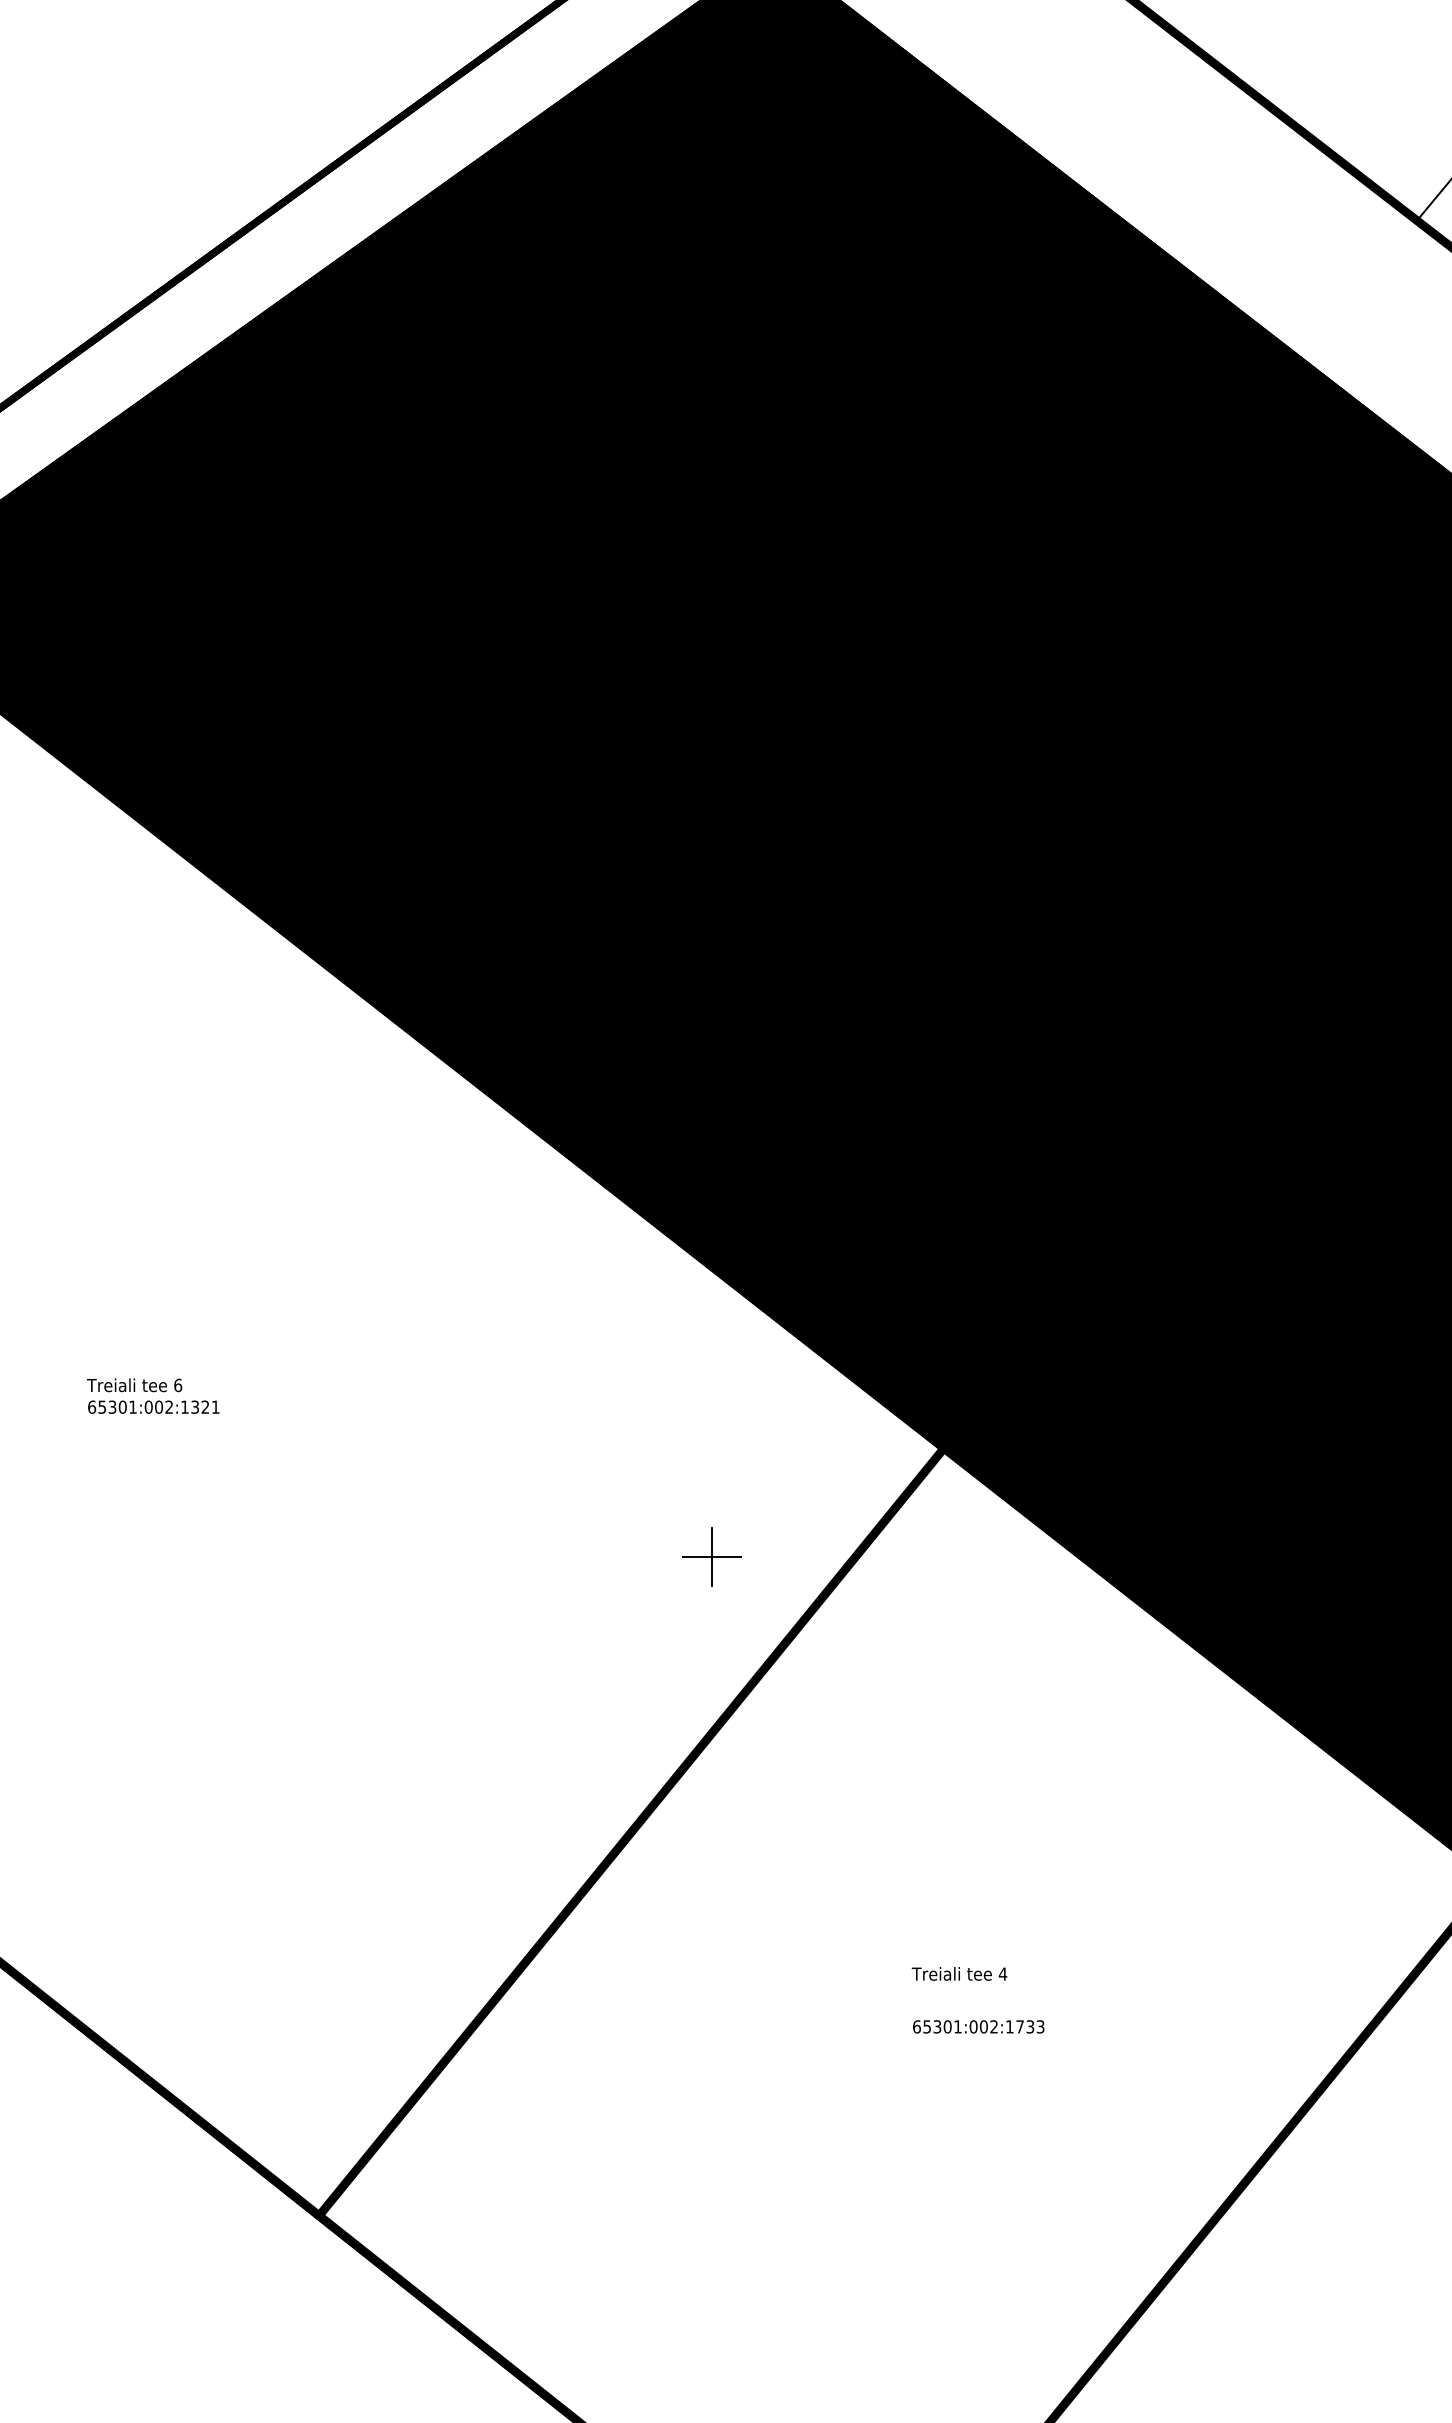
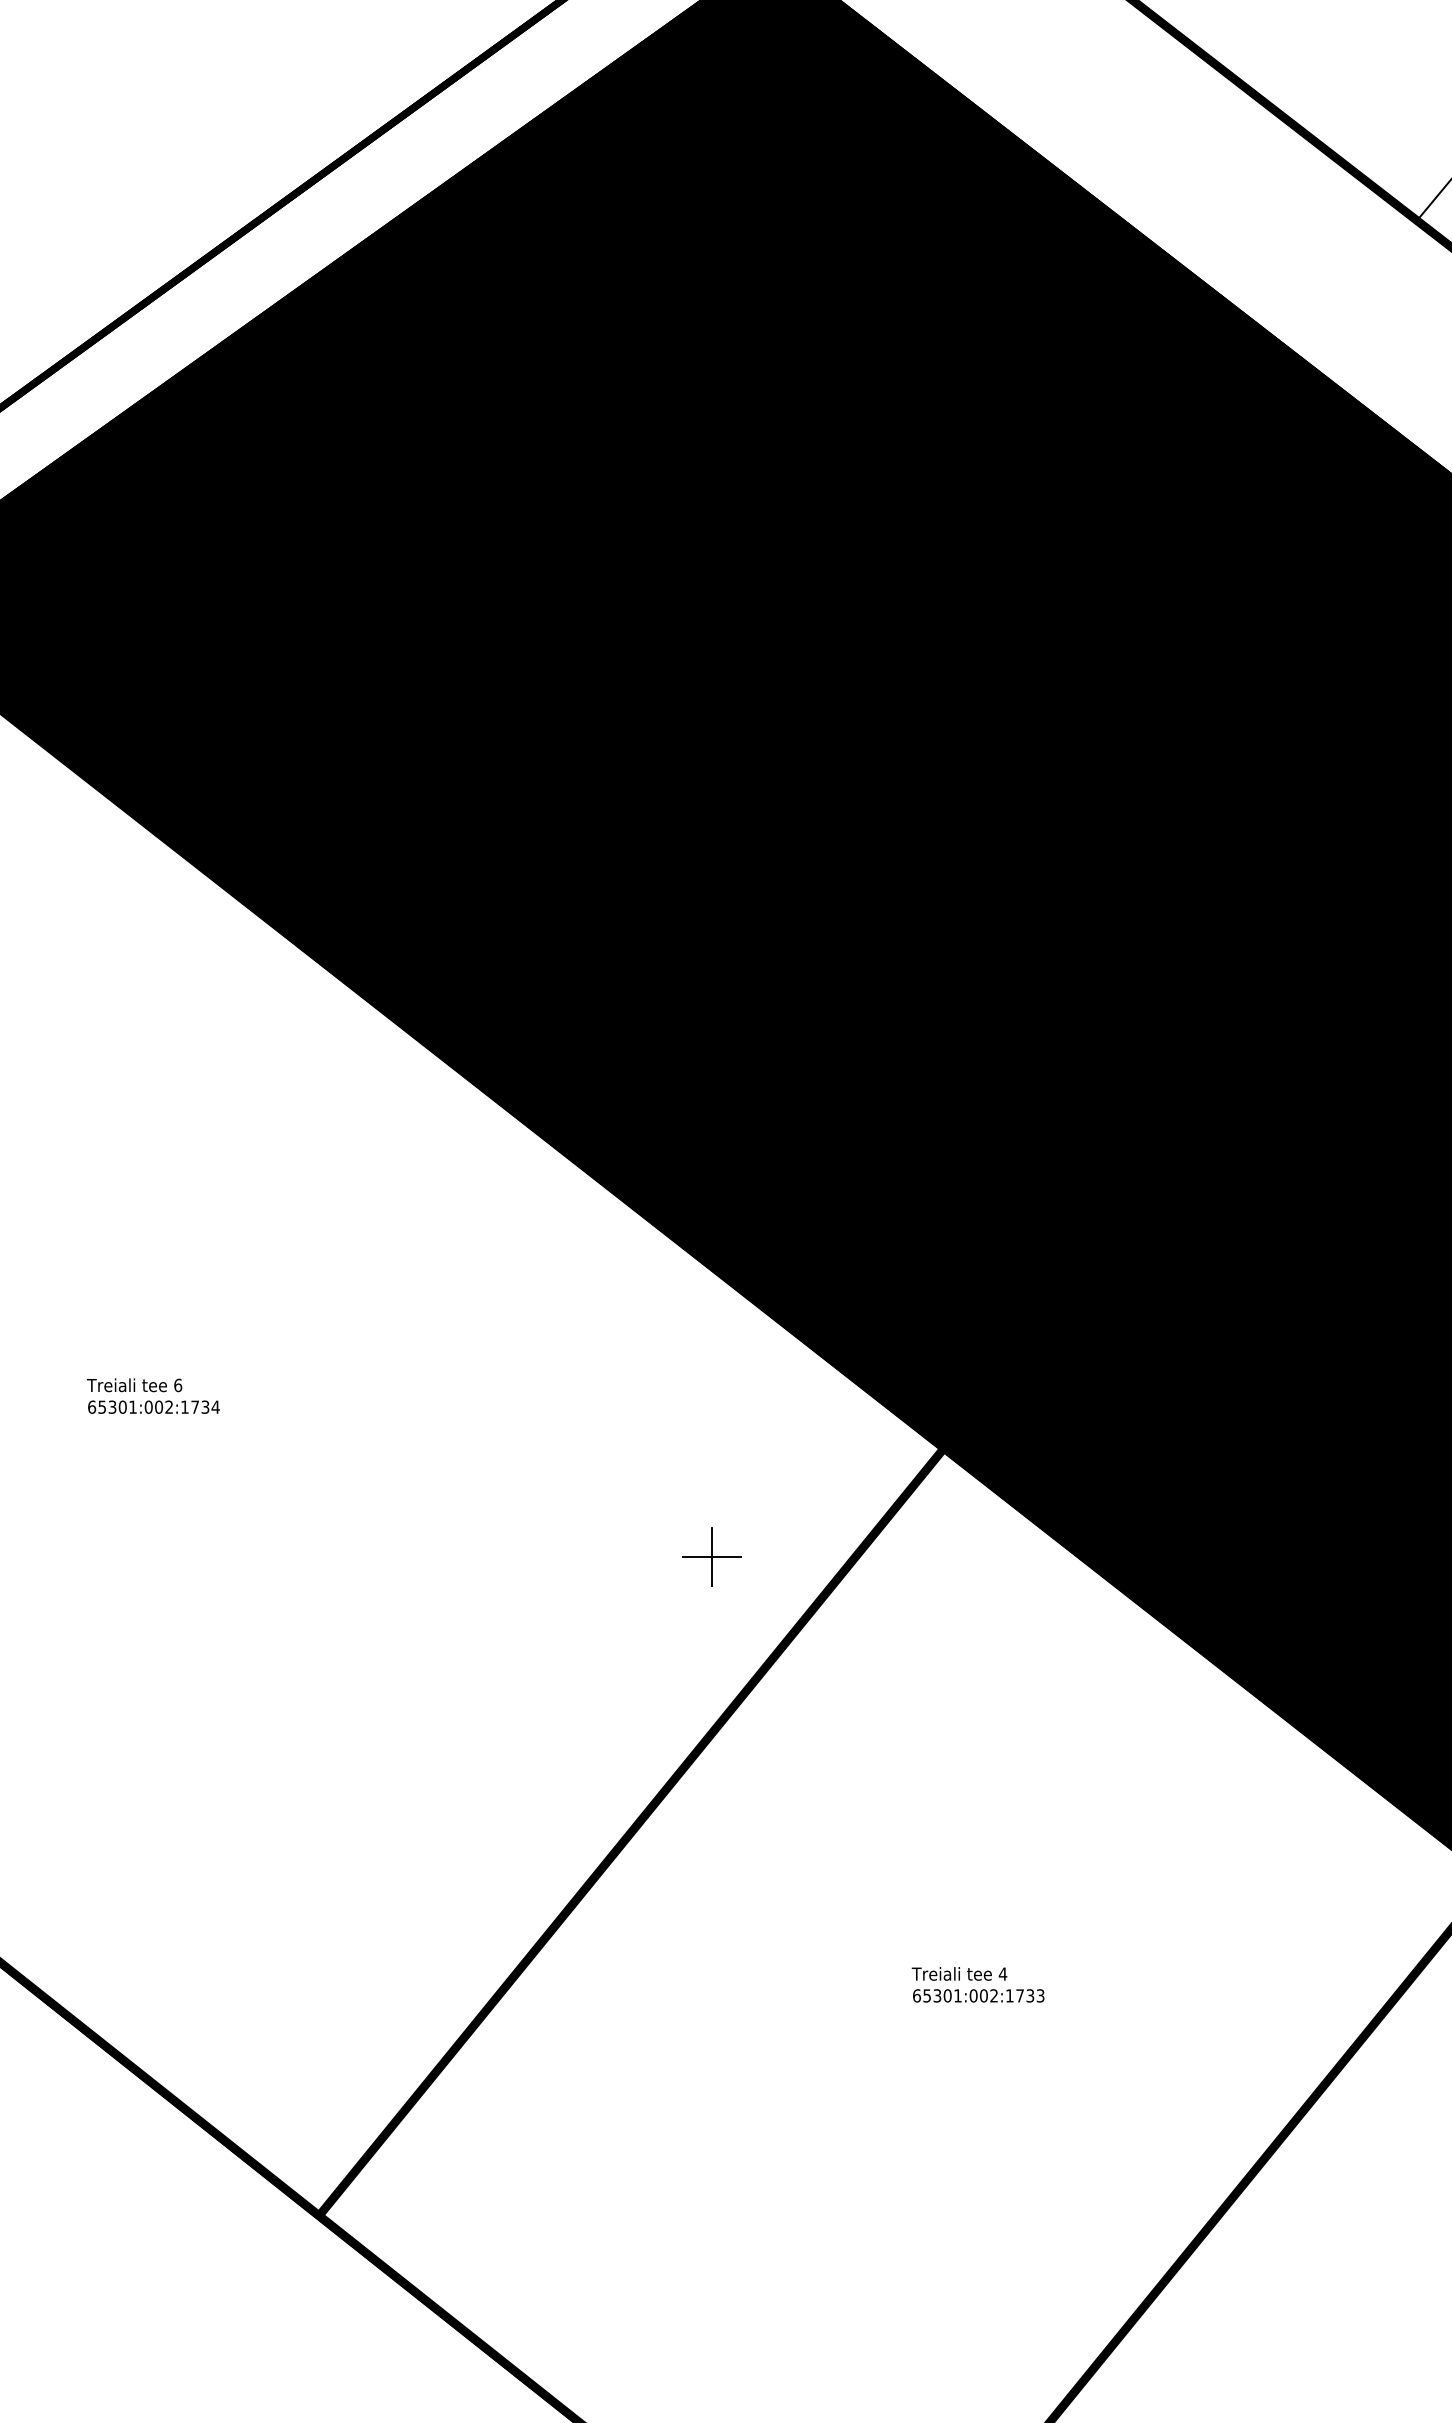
text: 65301:002:1321 -> 65301:002:1734 (205, 1406)
text position: (978, 2026) -> (978, 1995) (978, 1995)
